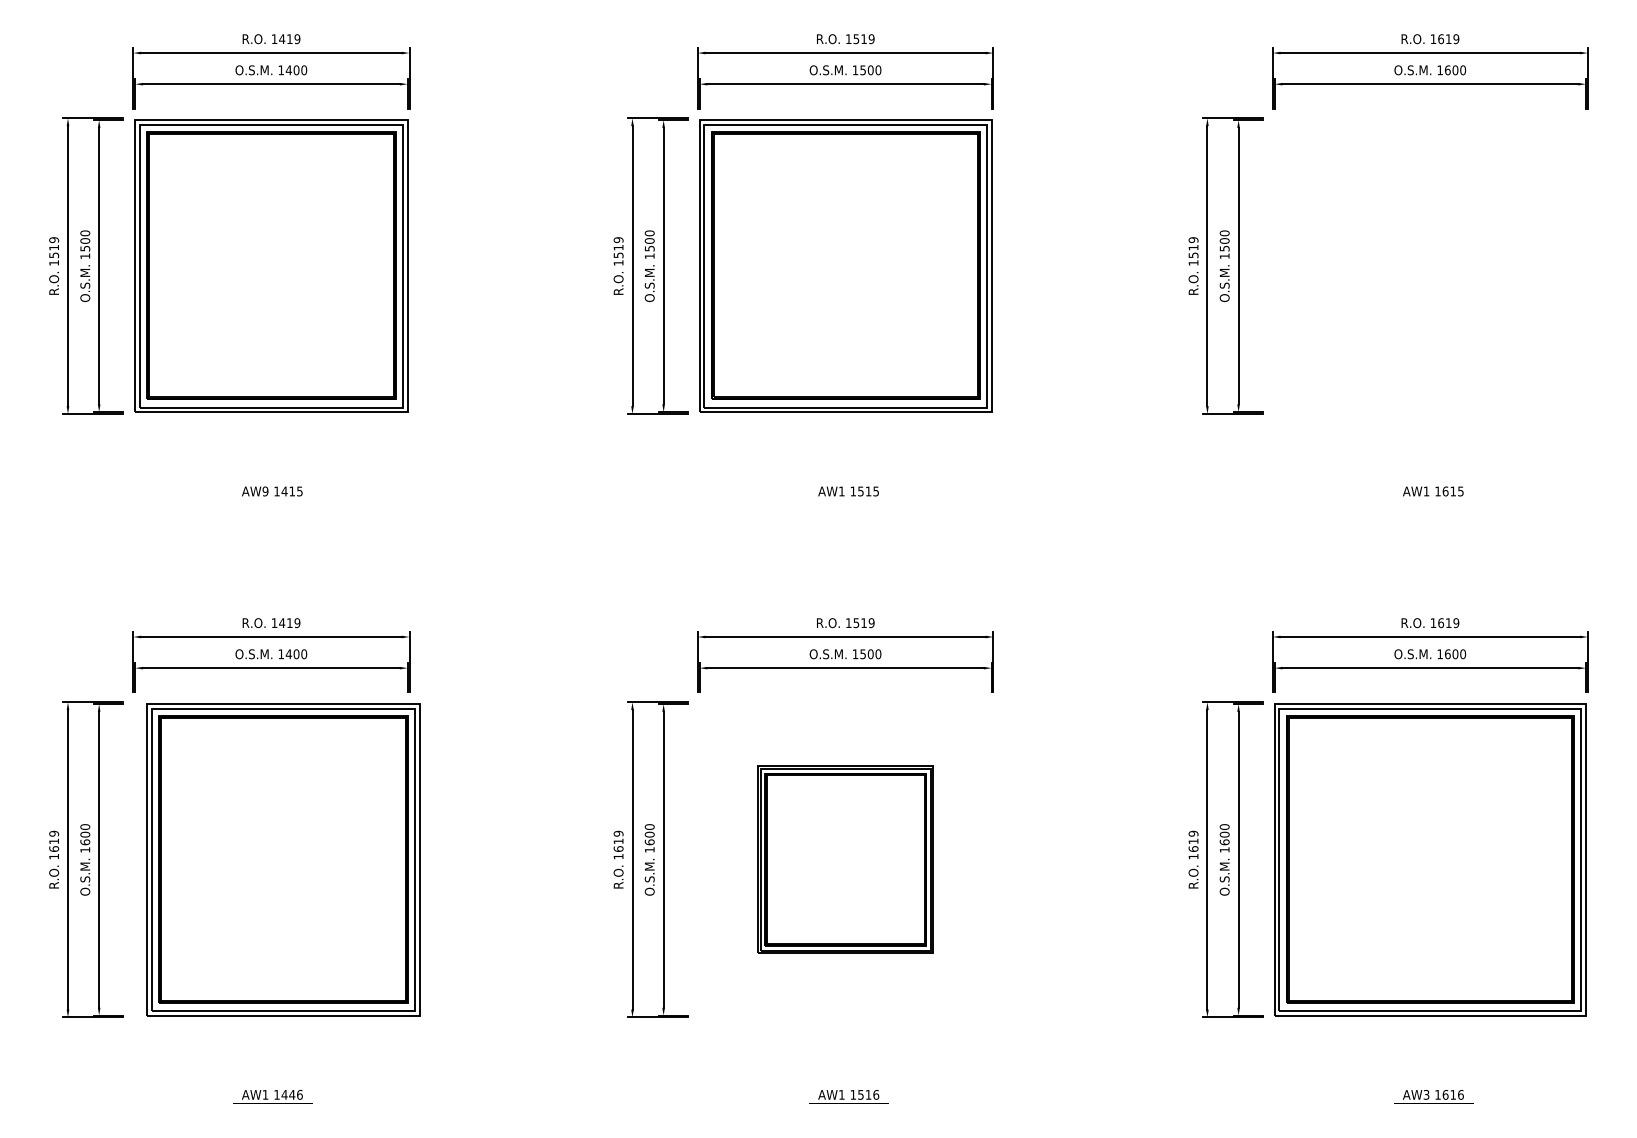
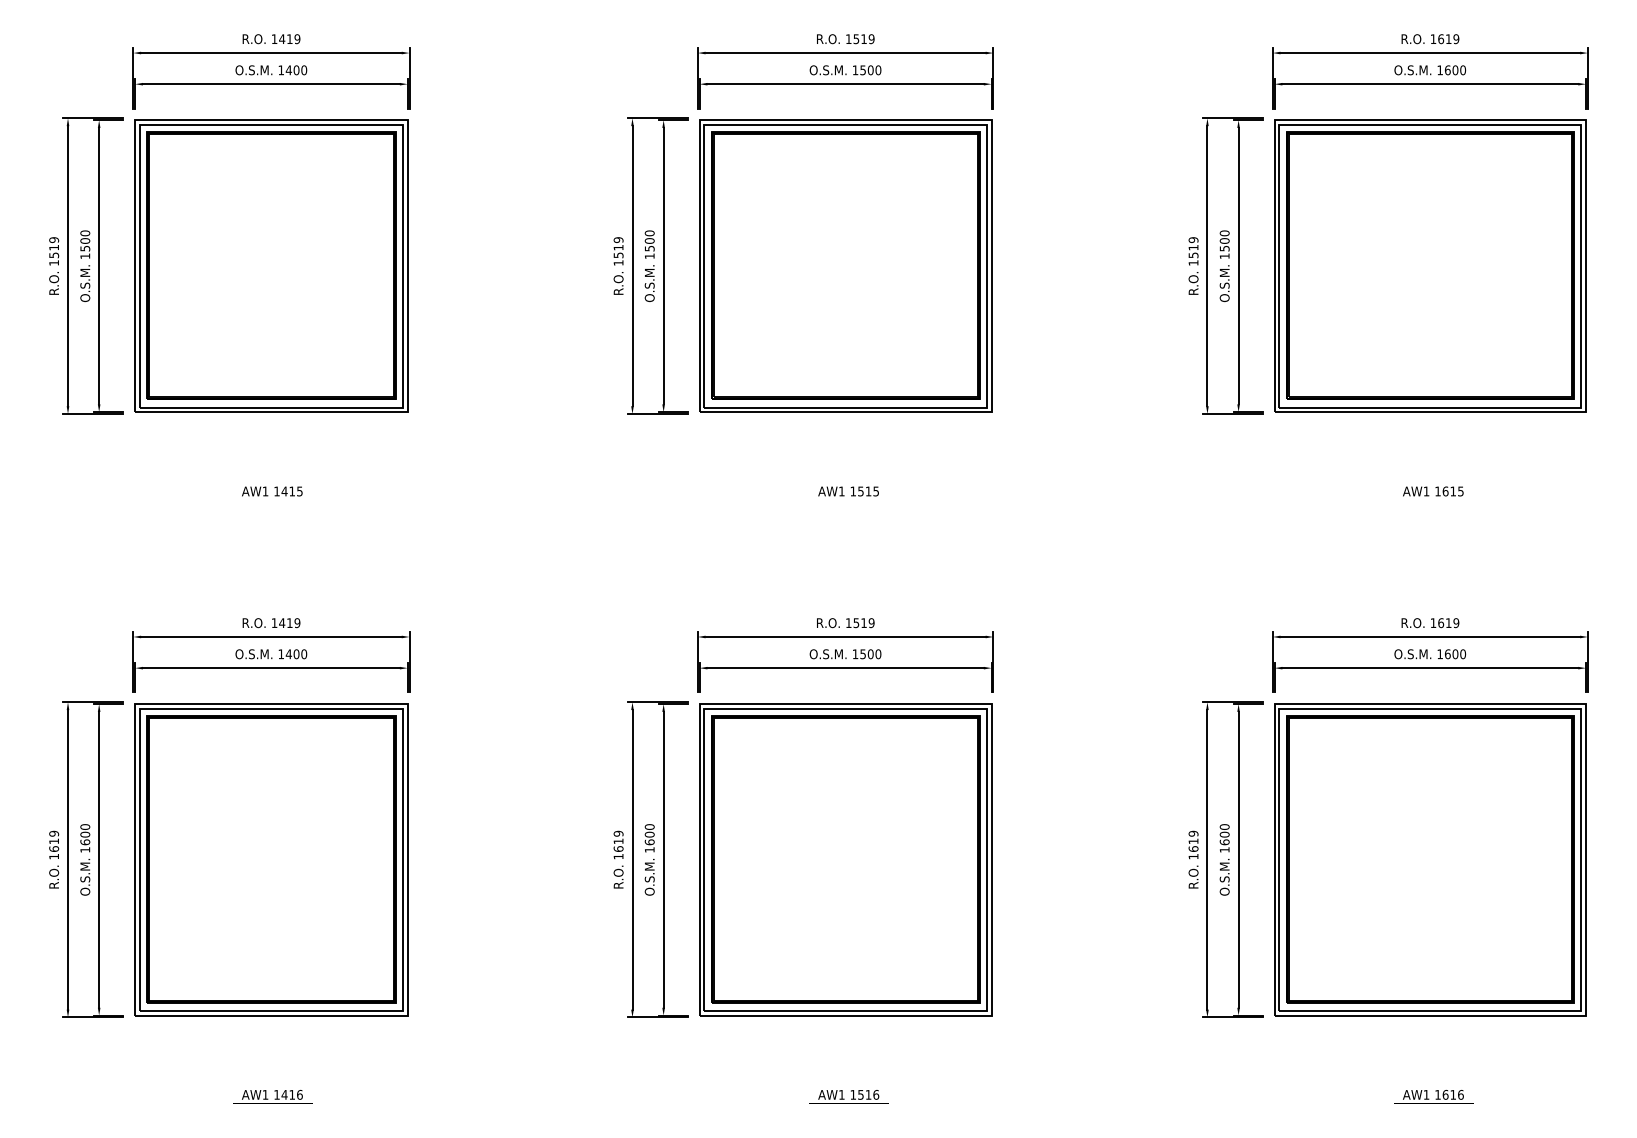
part: none -> present (1430, 265)
text: AW9 -> AW1 (265, 491)
part position: (283, 859) -> (271, 859) (271, 859)
part size: 177x189 px -> 294x314 px (845, 859)
text: 1446 -> 1416 (292, 1094)
text: AW3 -> AW1 (1426, 1094)
